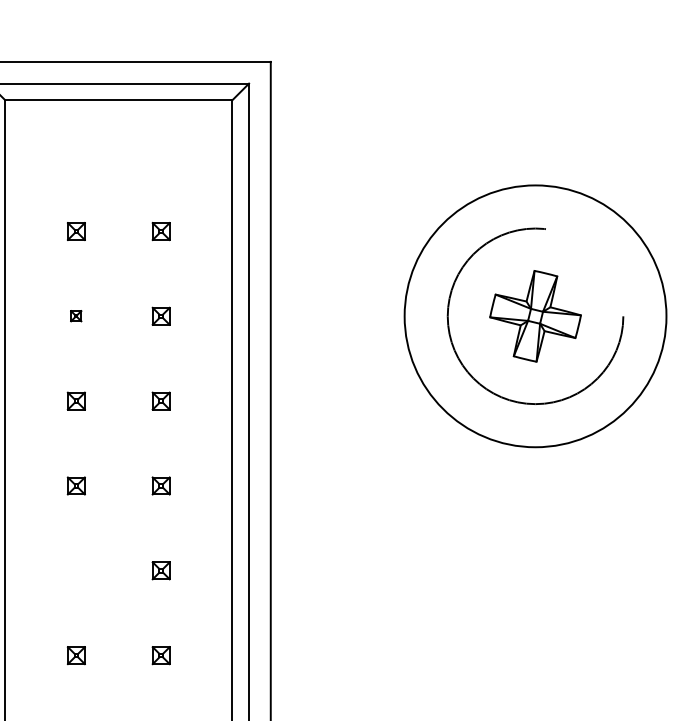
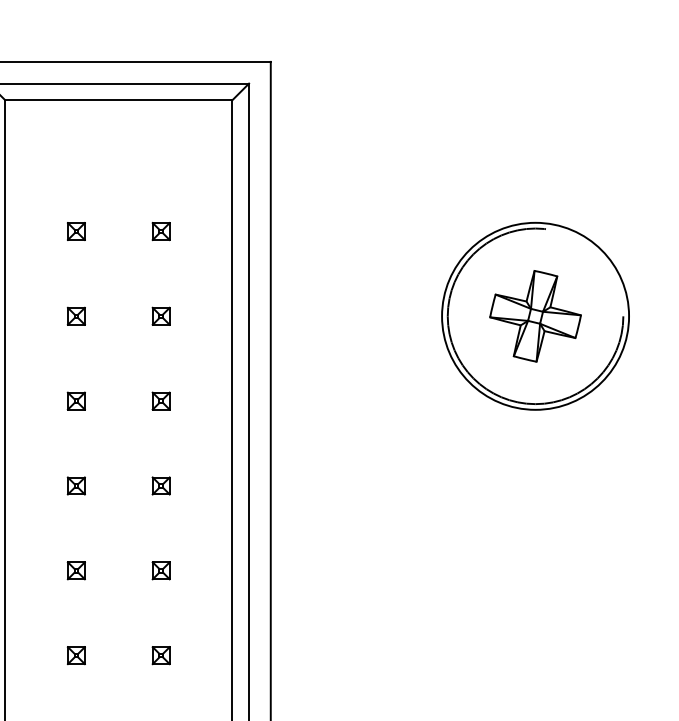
part size: 13x13 px -> 20x20 px (75, 315)
circle diameter: 262 px -> 187 px (535, 315)
part: none -> present (75, 570)
